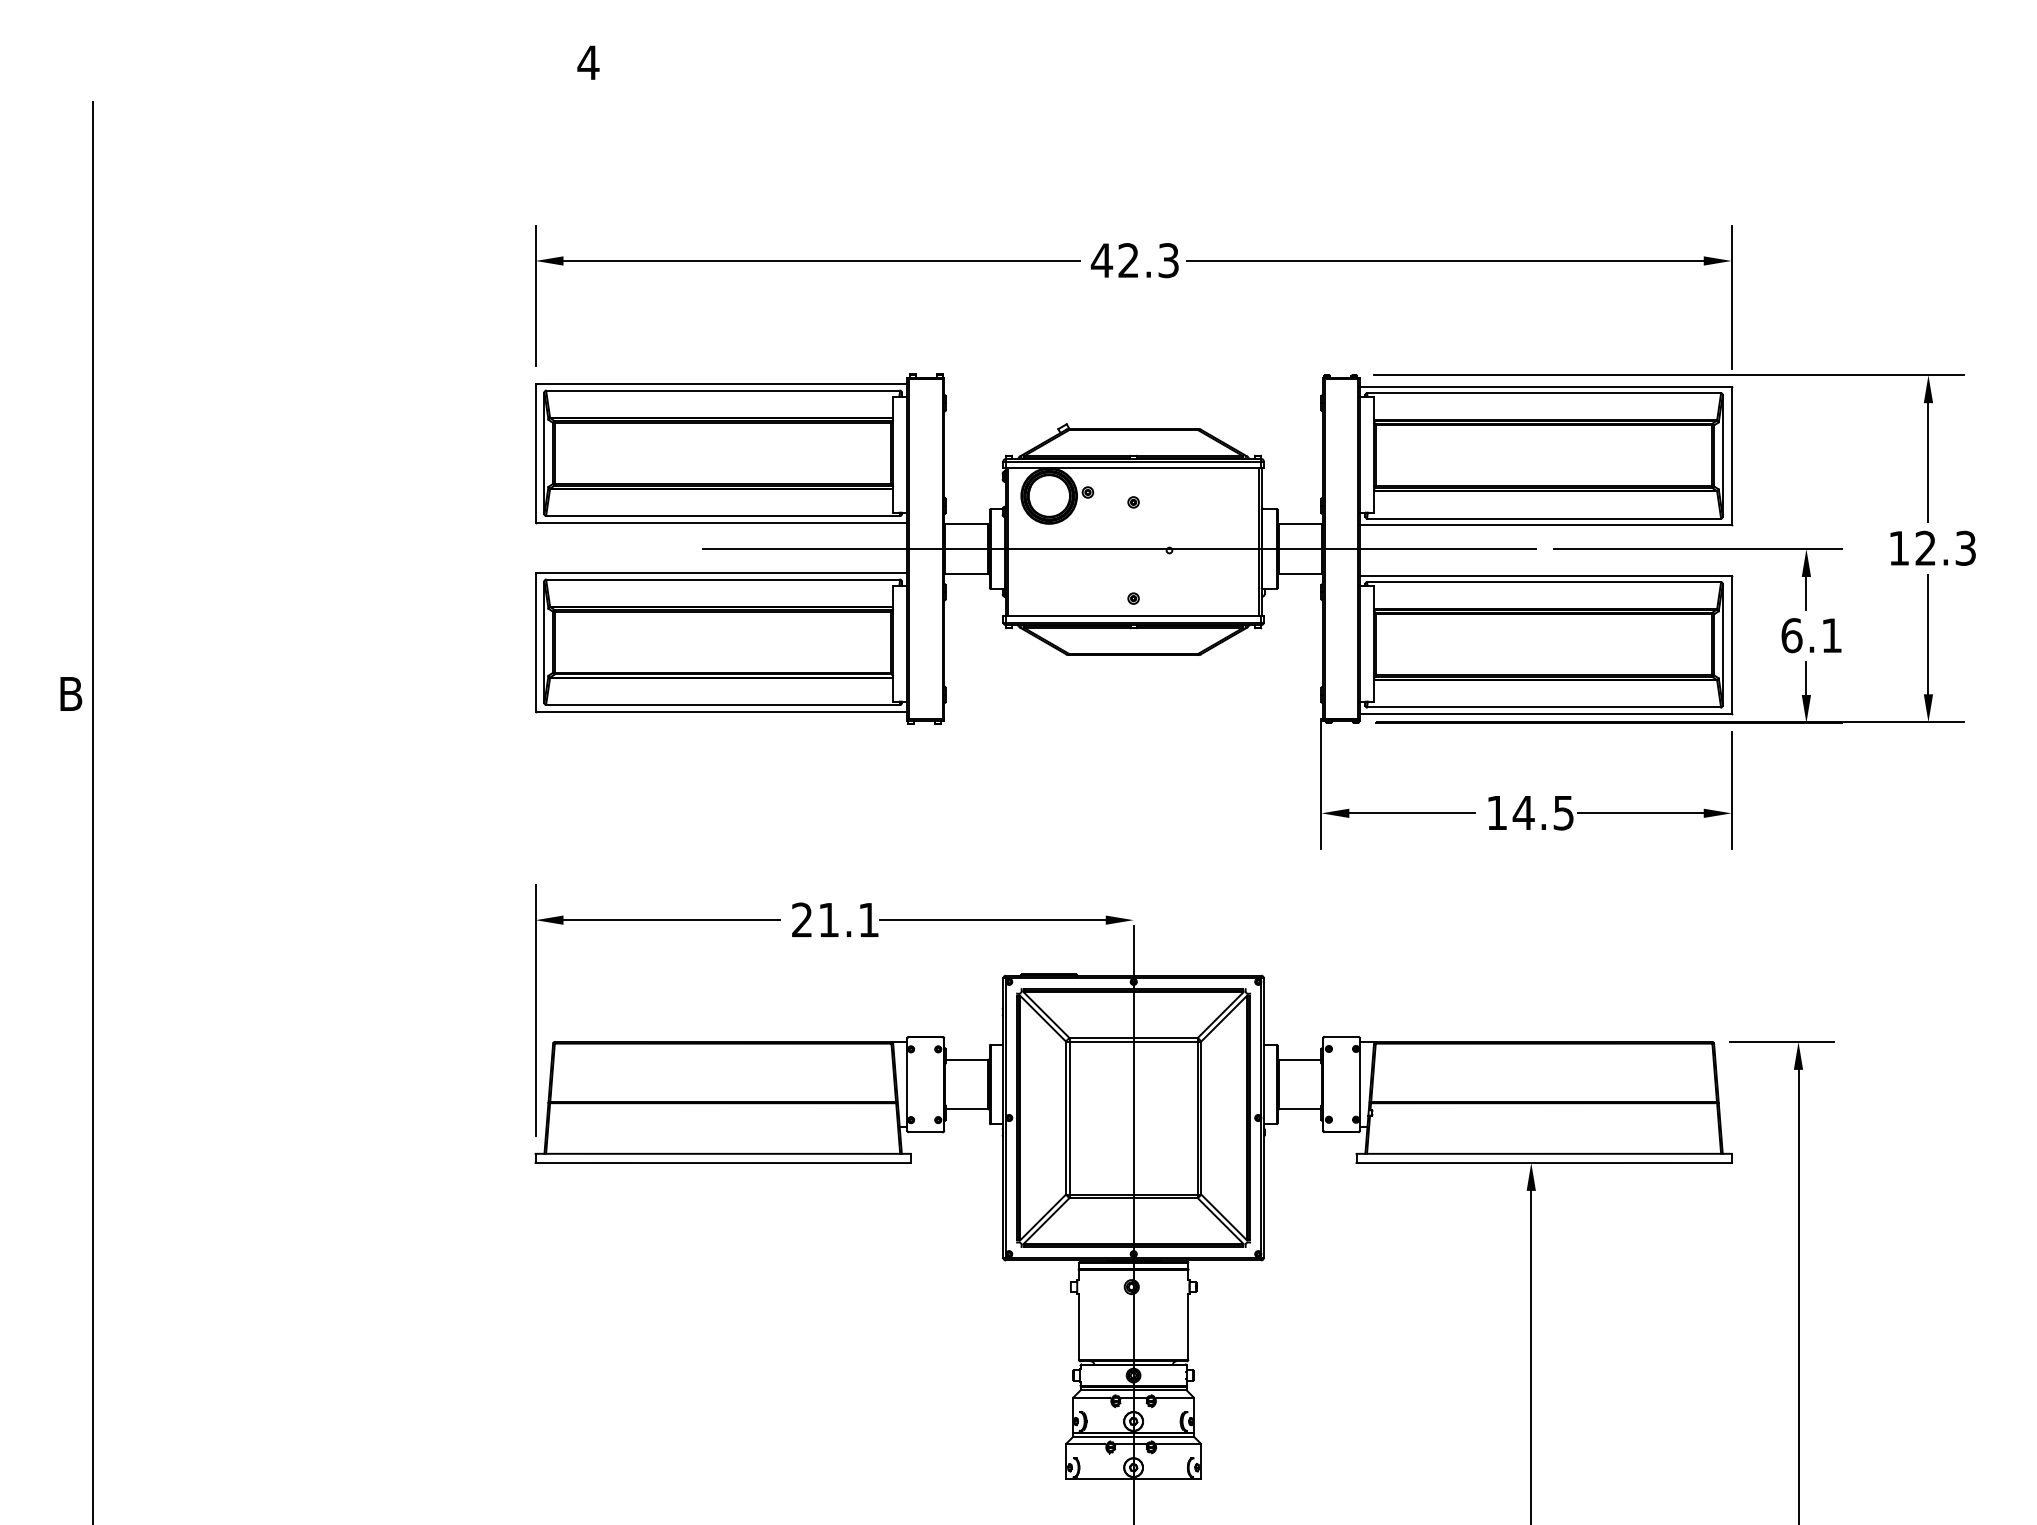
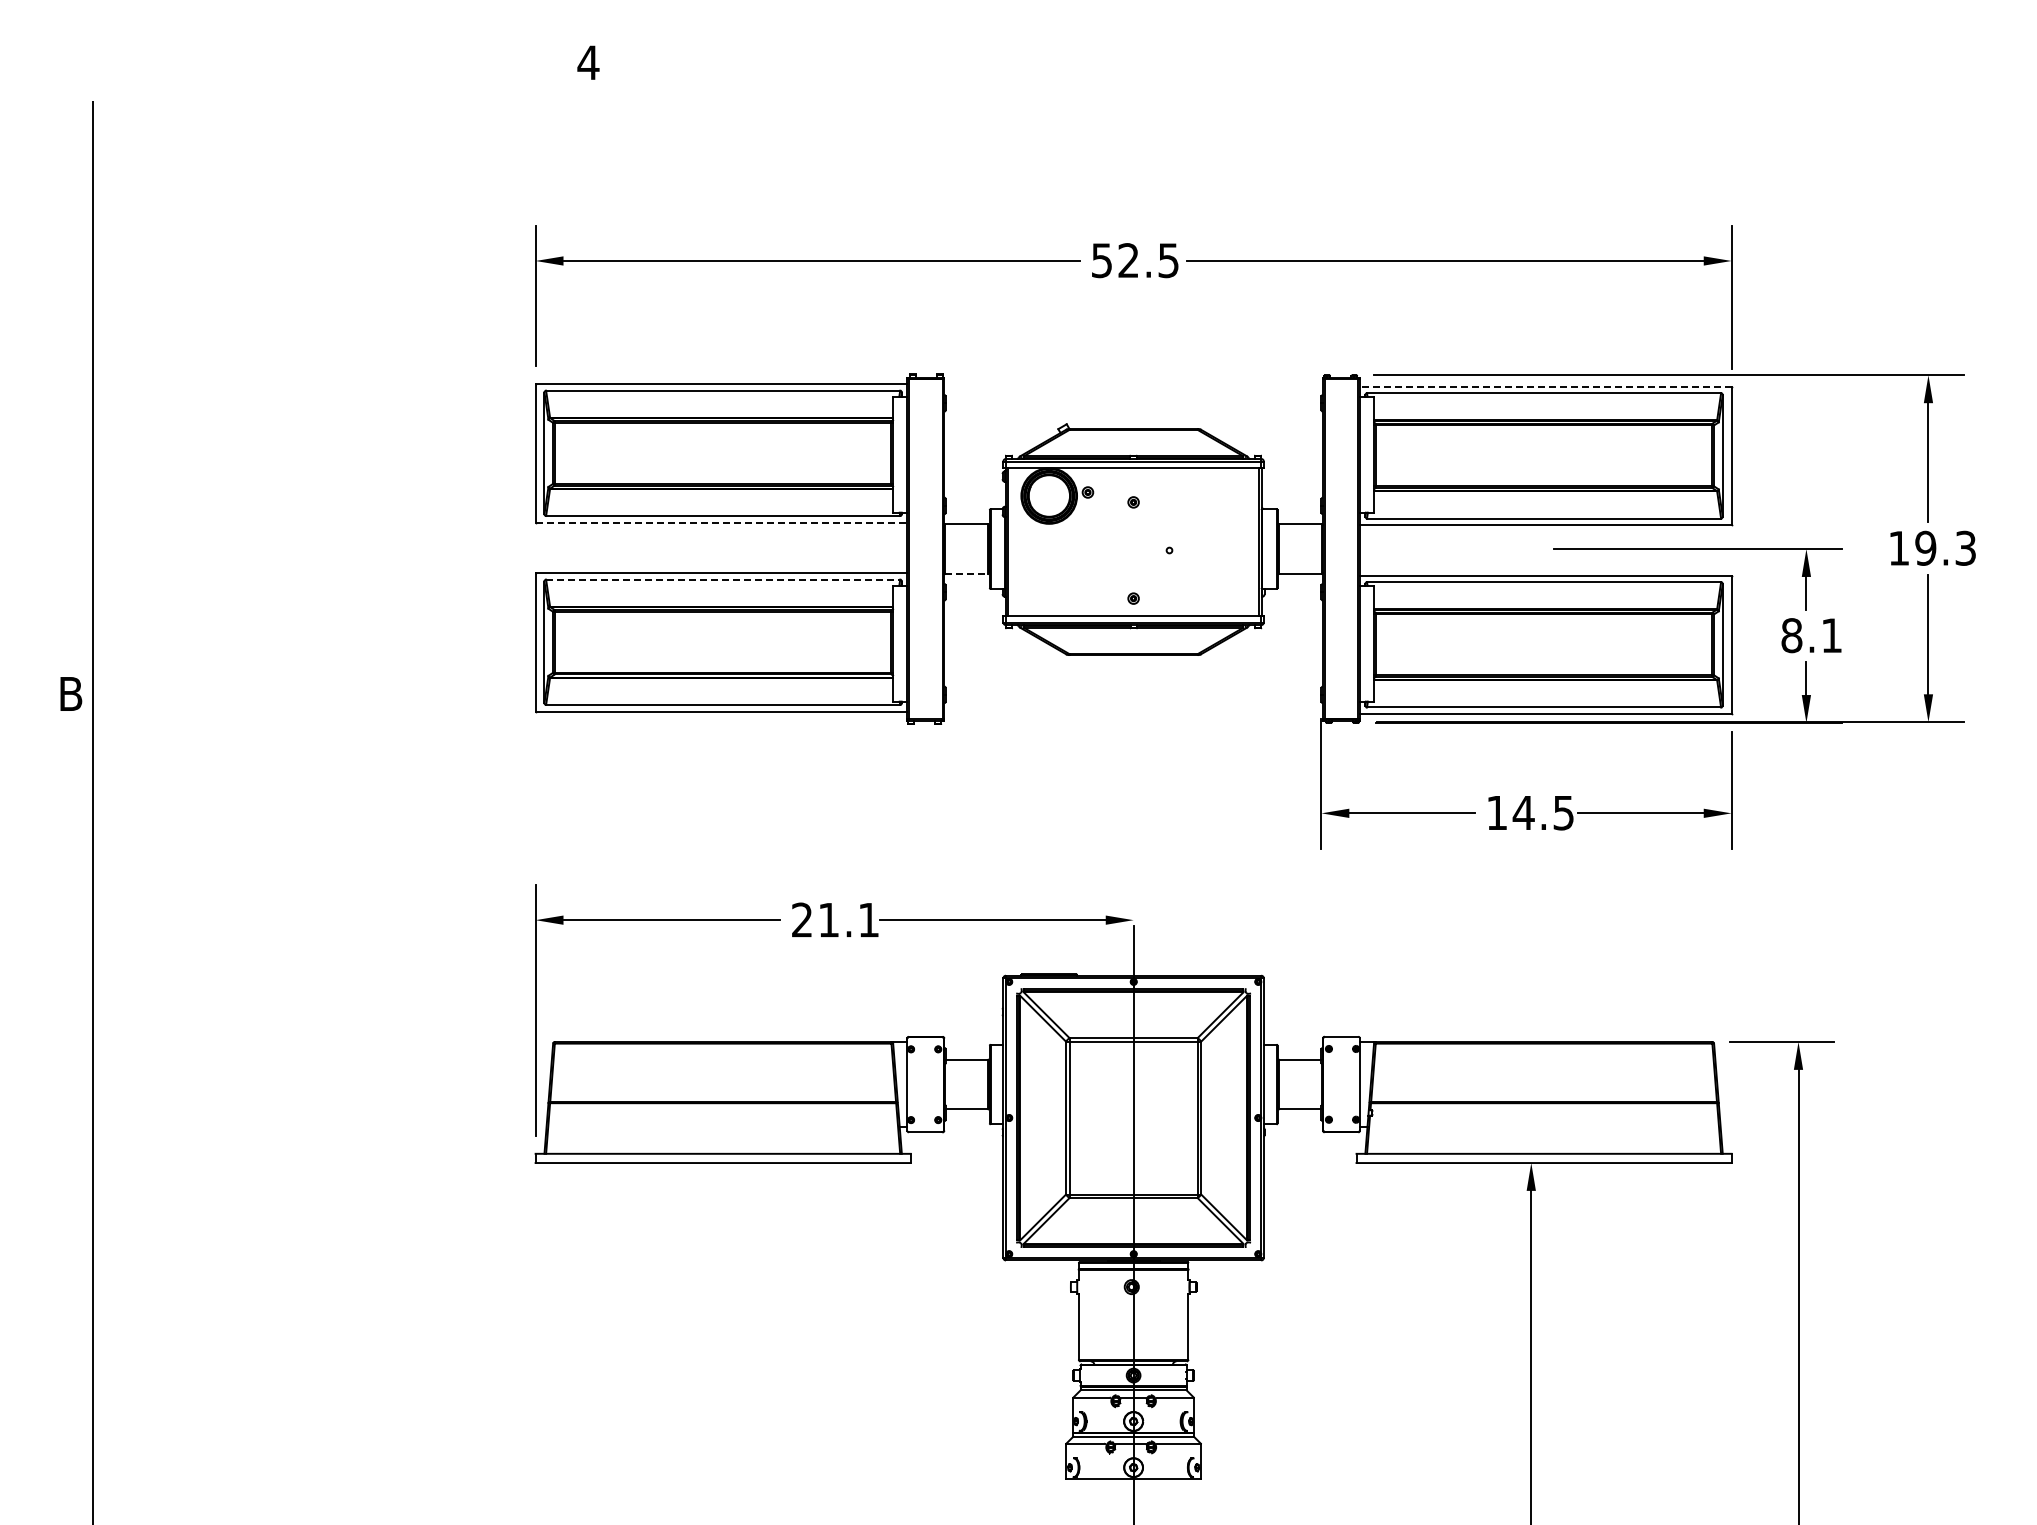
text: 42.3 -> 52.5 (1134, 260)
line: solid -> dashed (1545, 386)
line: solid -> dashed (721, 522)
text: 12.3 -> 19.3 (1925, 547)
line: present -> none (1119, 549)
line: solid -> dashed (966, 573)
line: solid -> dashed (723, 579)
text: 6.1 -> 8.1 (1791, 635)
